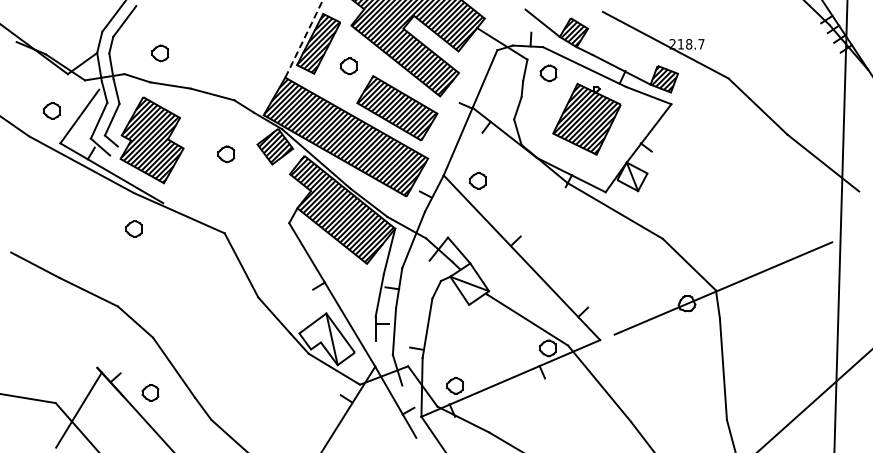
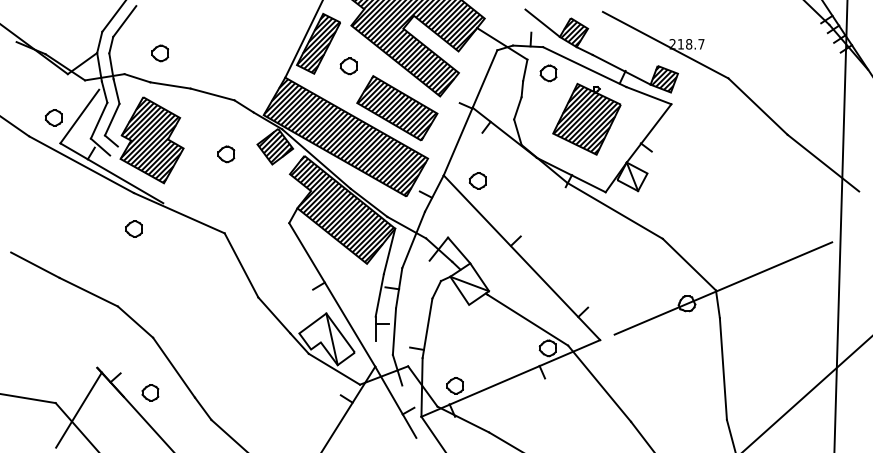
line: dashed -> solid (304, 39)
part position: (51, 110) -> (53, 117) (53, 117)
line position: (814, 400) -> (807, 393) (807, 393)
